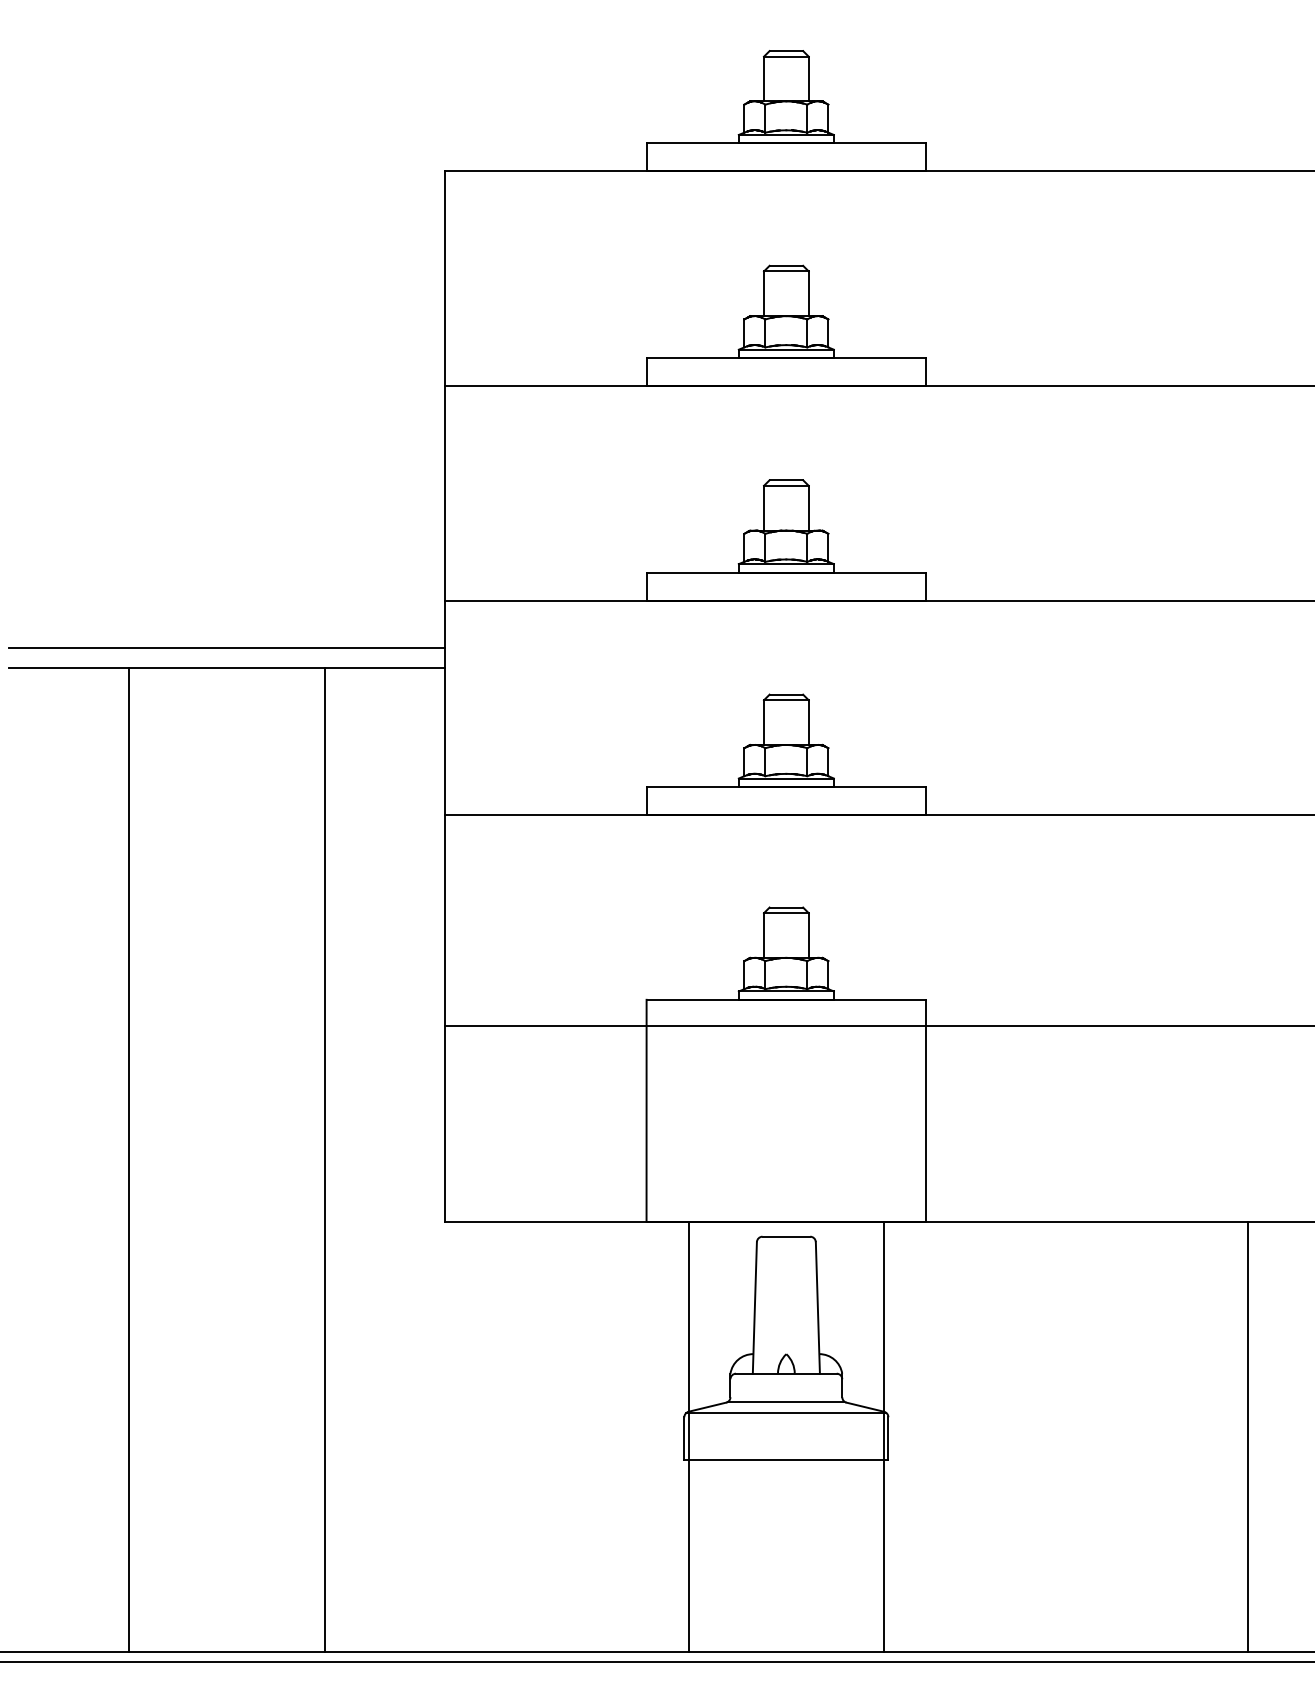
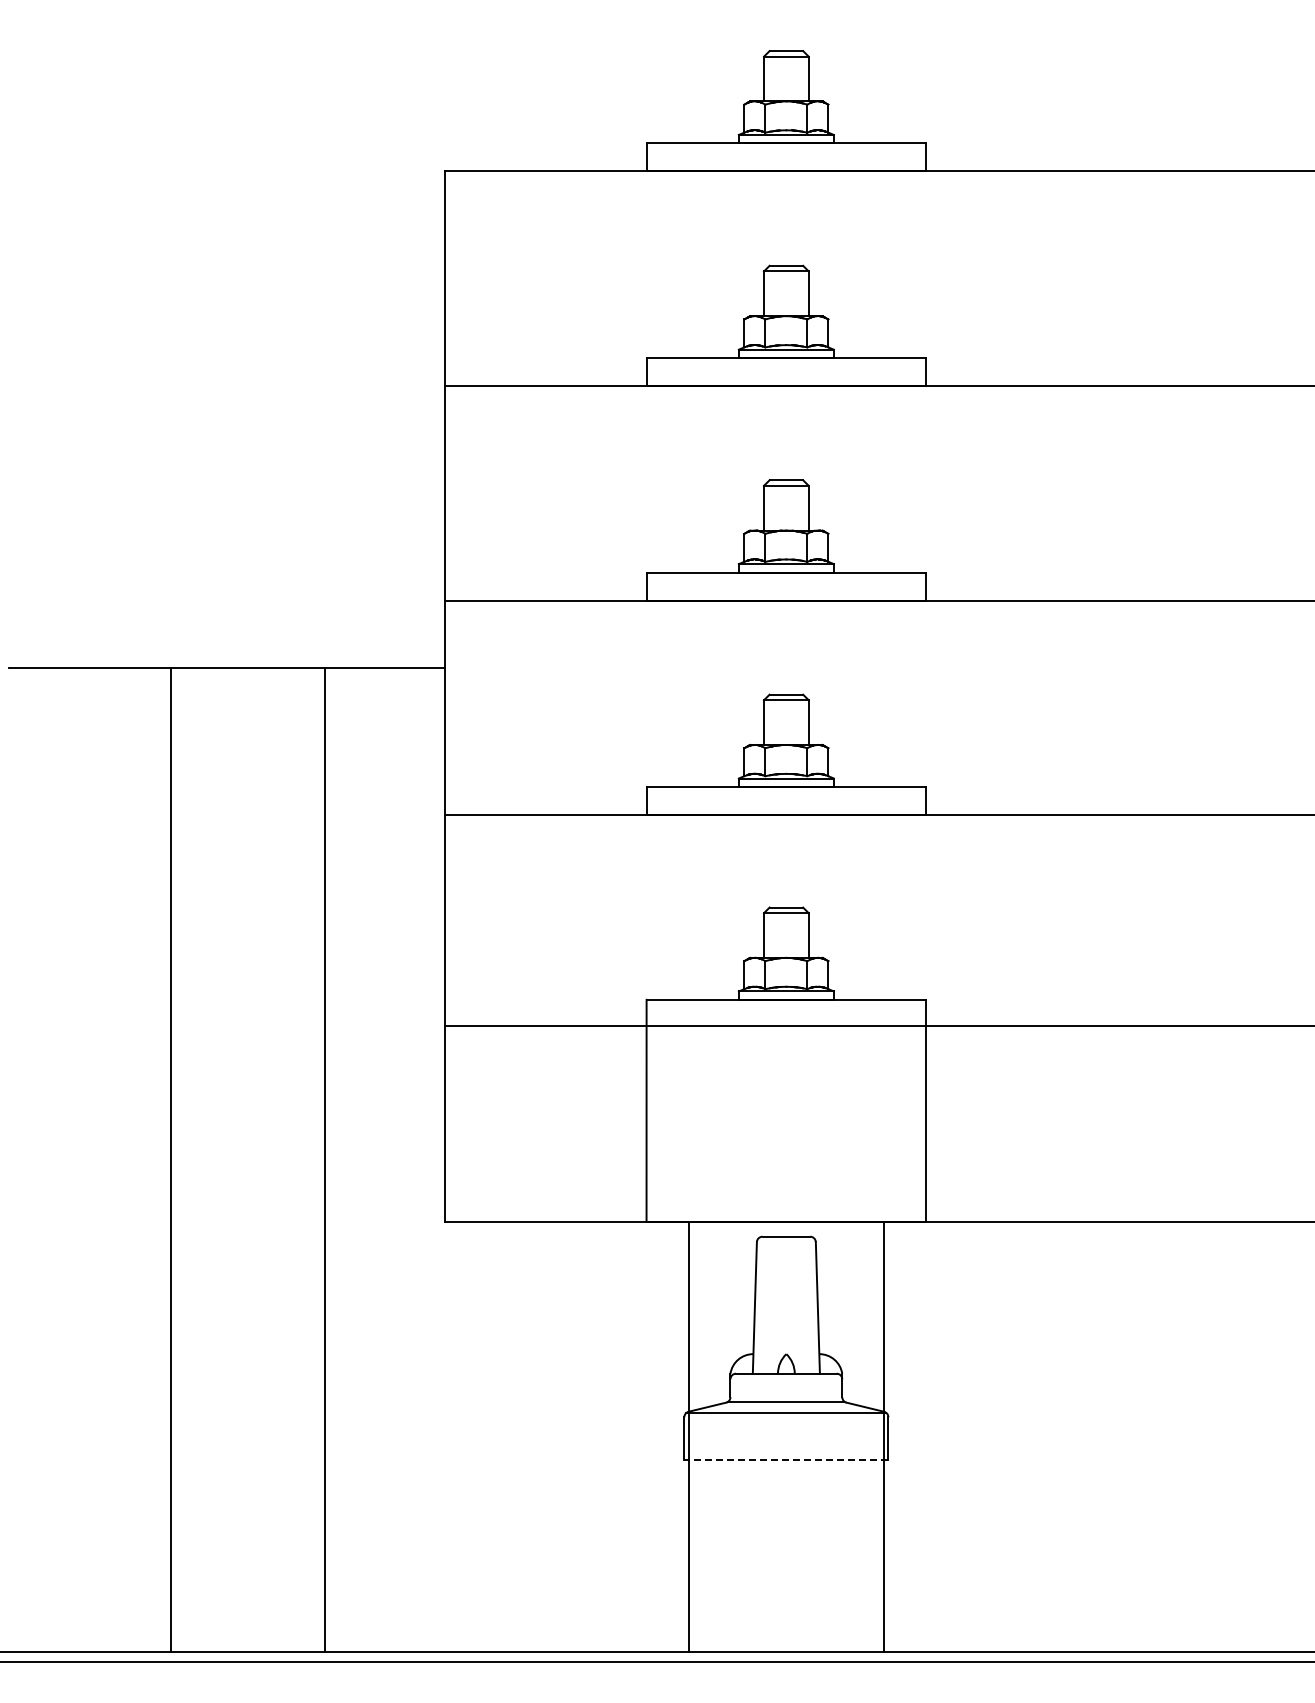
line: present -> none (227, 647)
line position: (129, 1159) -> (171, 1159) (171, 1159)
line: present -> none (1247, 1436)
line: solid -> dashed (785, 1460)
